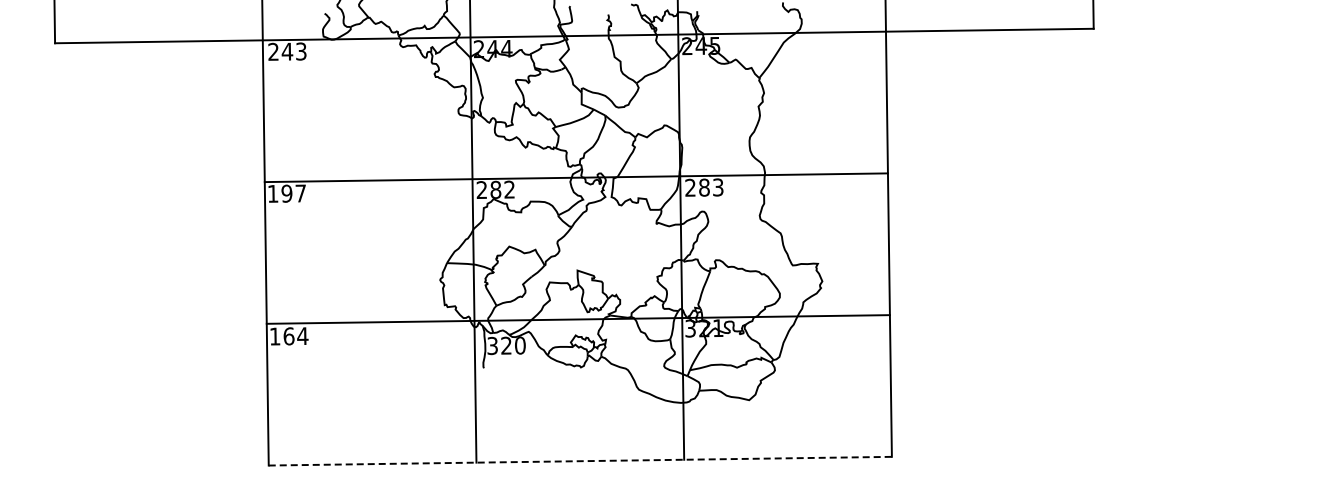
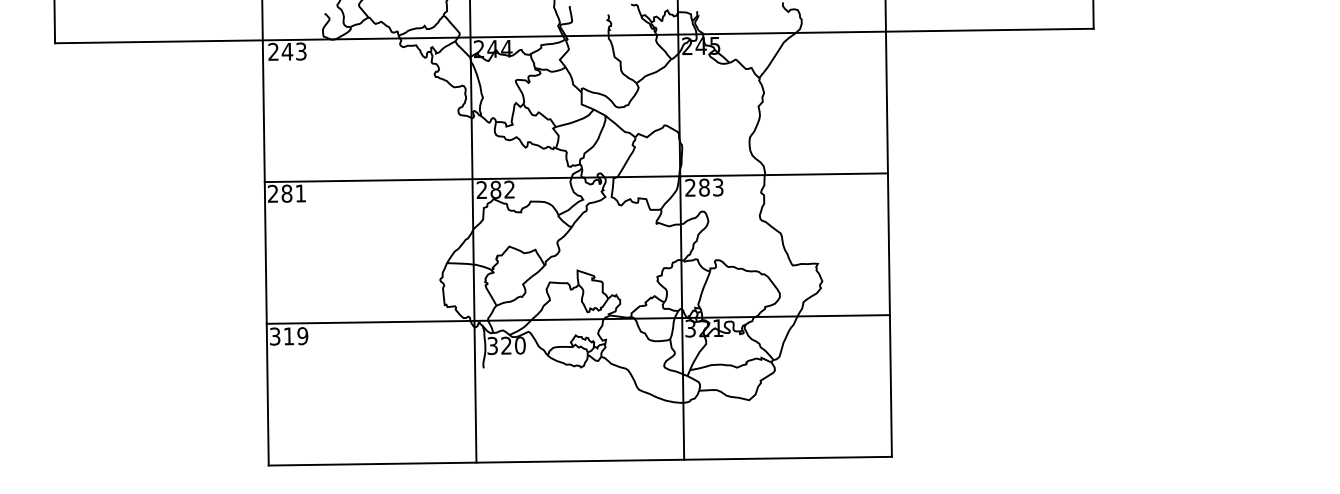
text: 197 -> 281 (286, 193)
text: 164 -> 319 (289, 336)
line: dashed -> solid (580, 461)
